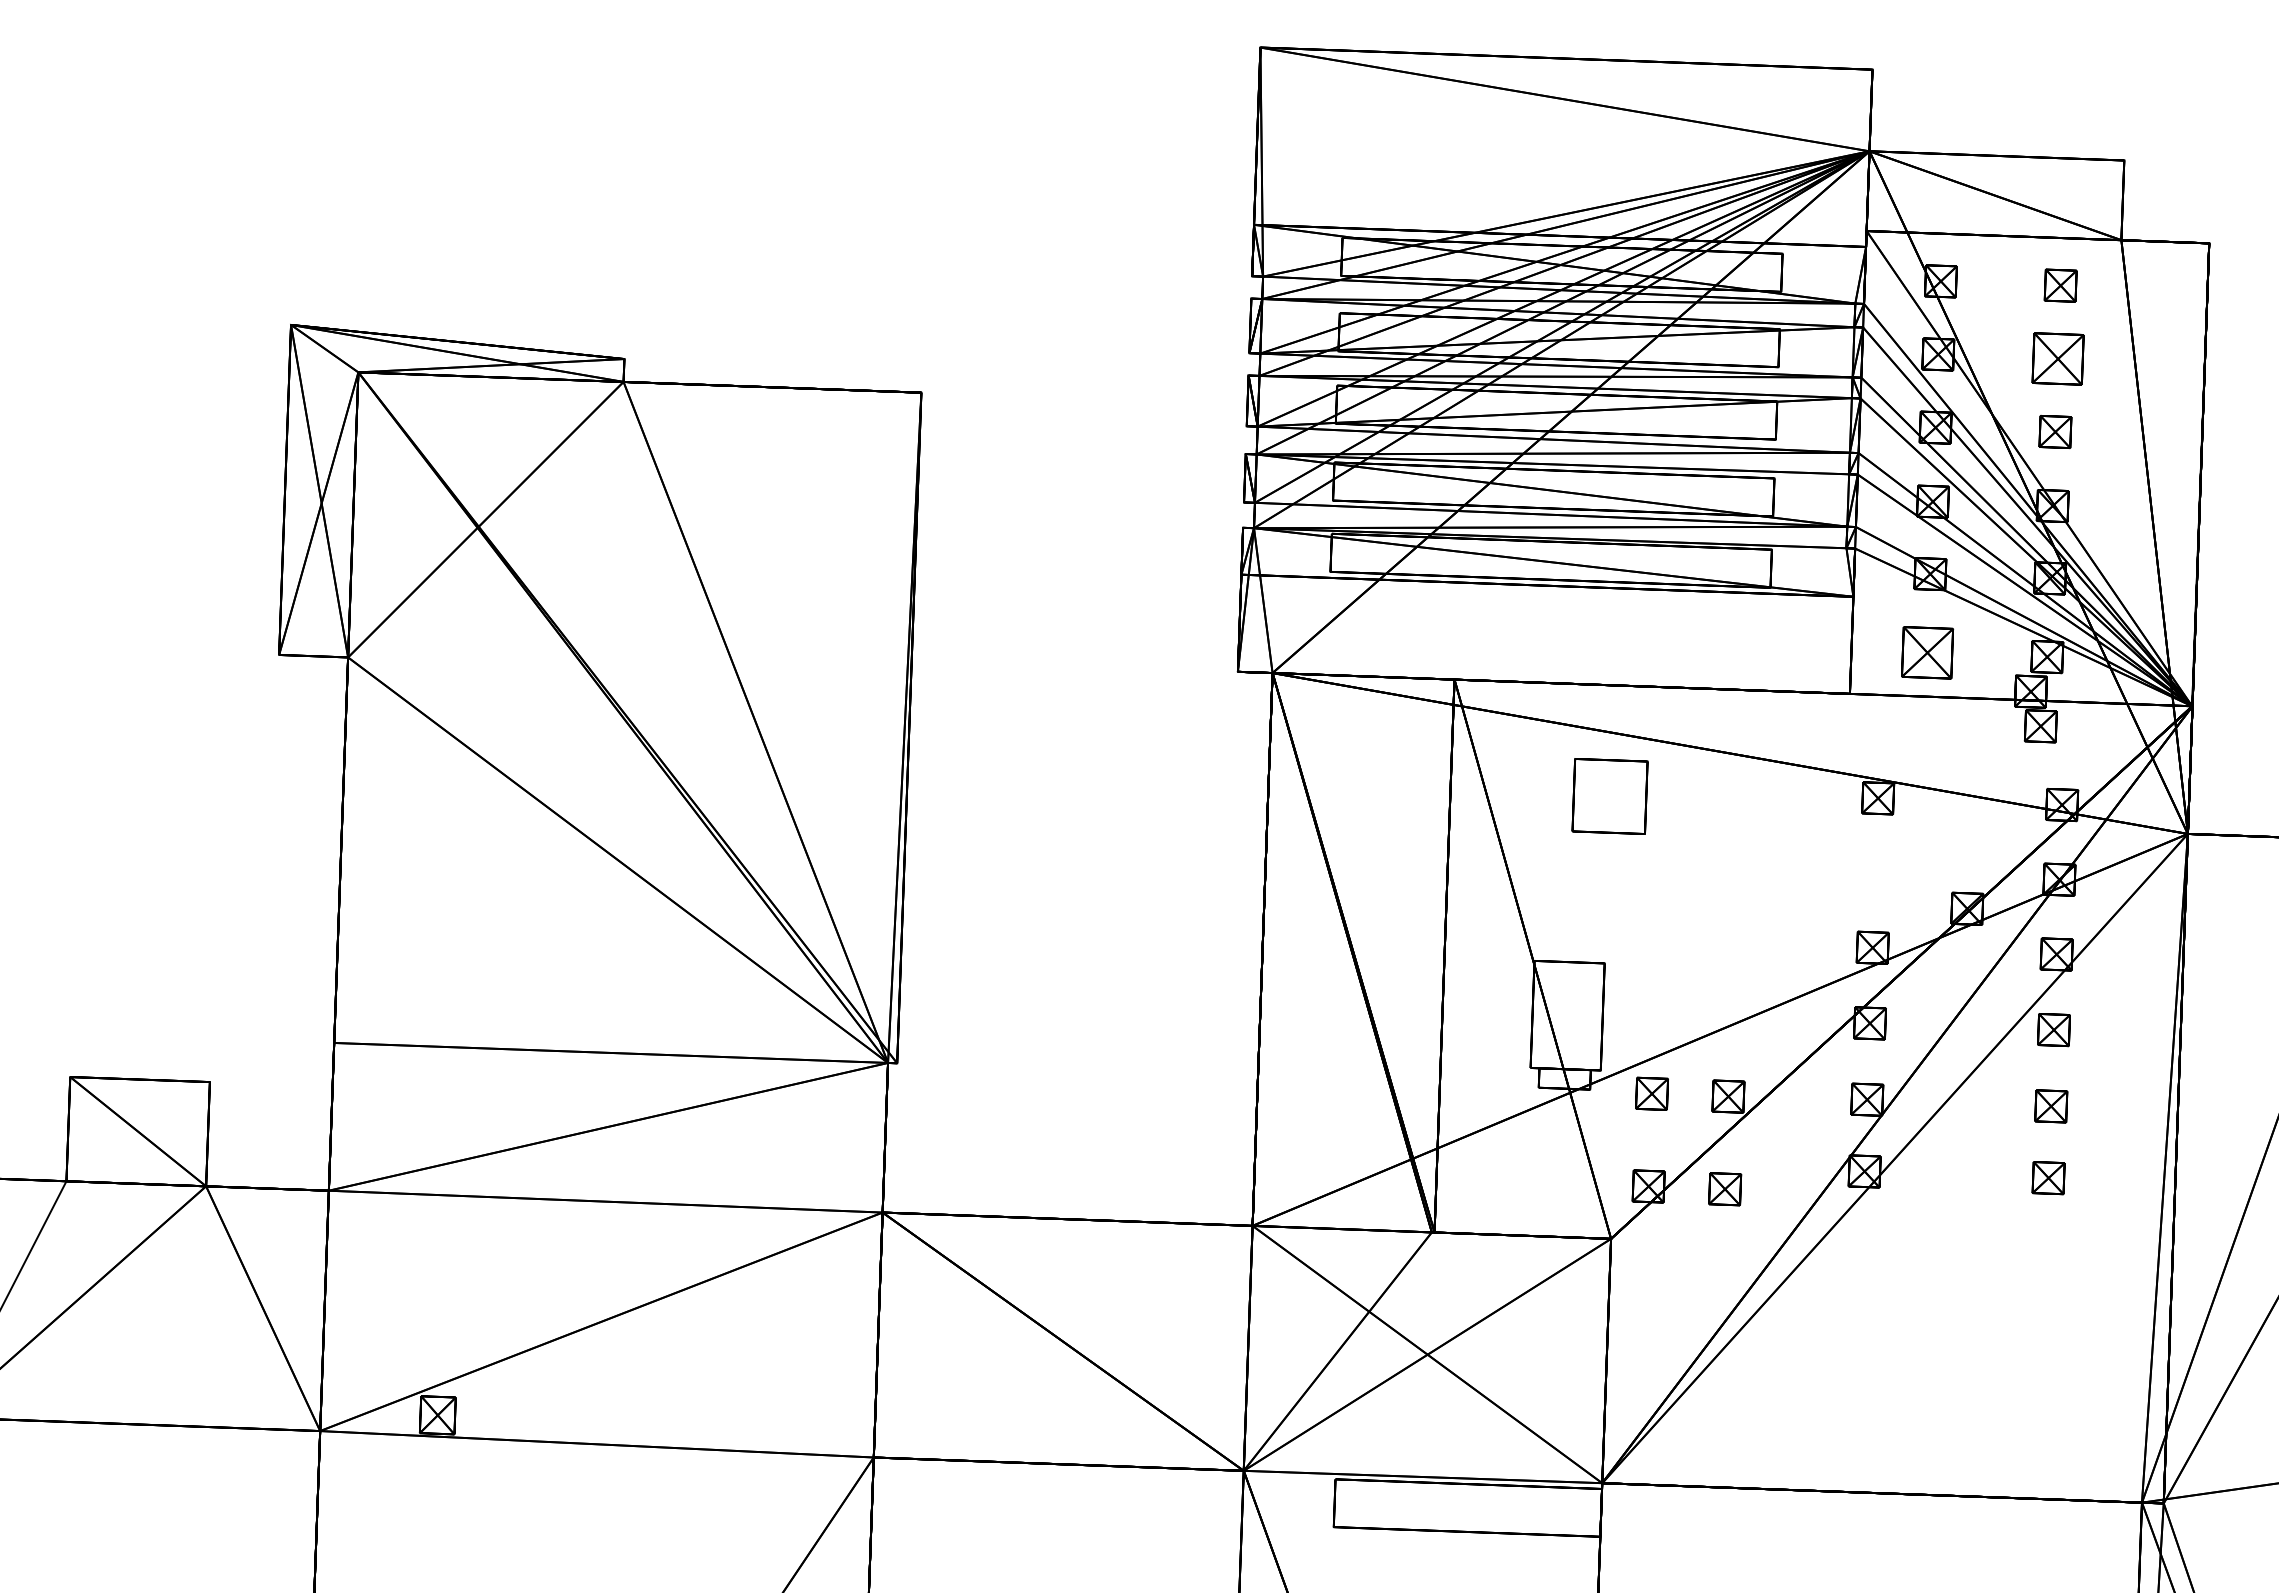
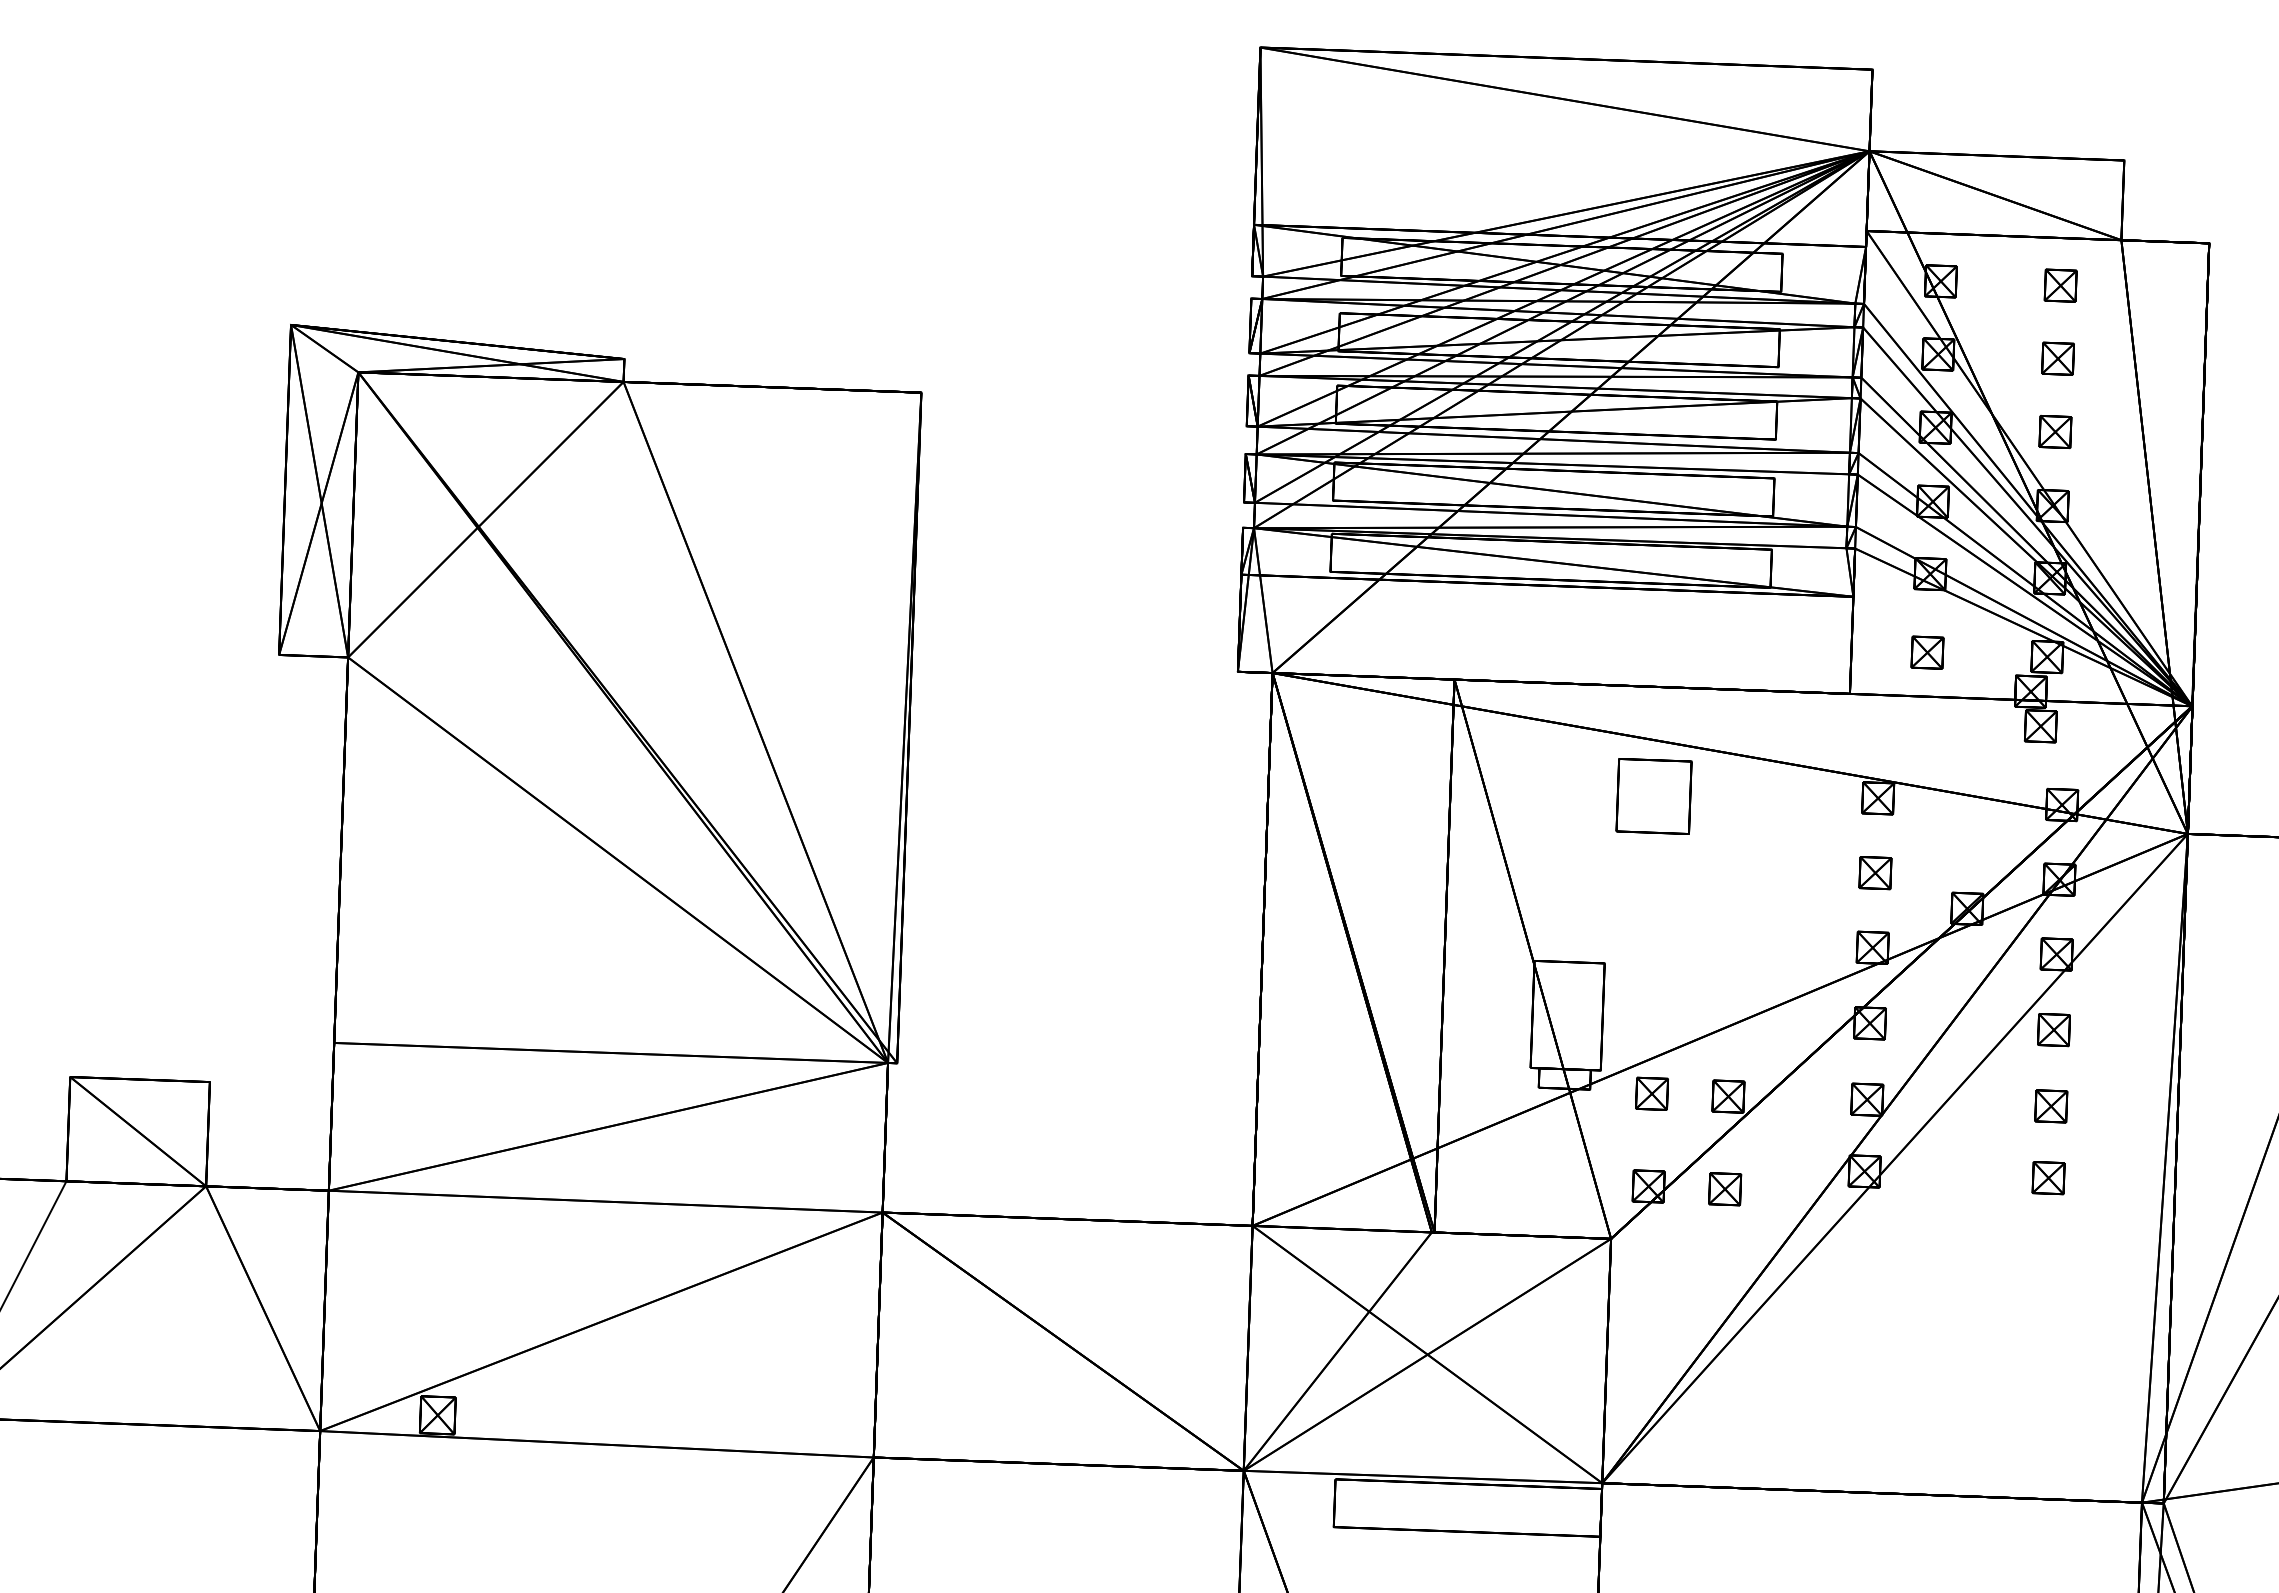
part size: 54x54 px -> 34x35 px (2057, 358)
part size: 54x54 px -> 35x35 px (1927, 652)
part position: (1609, 796) -> (1653, 796) (1653, 796)
part: none -> present (1875, 873)
